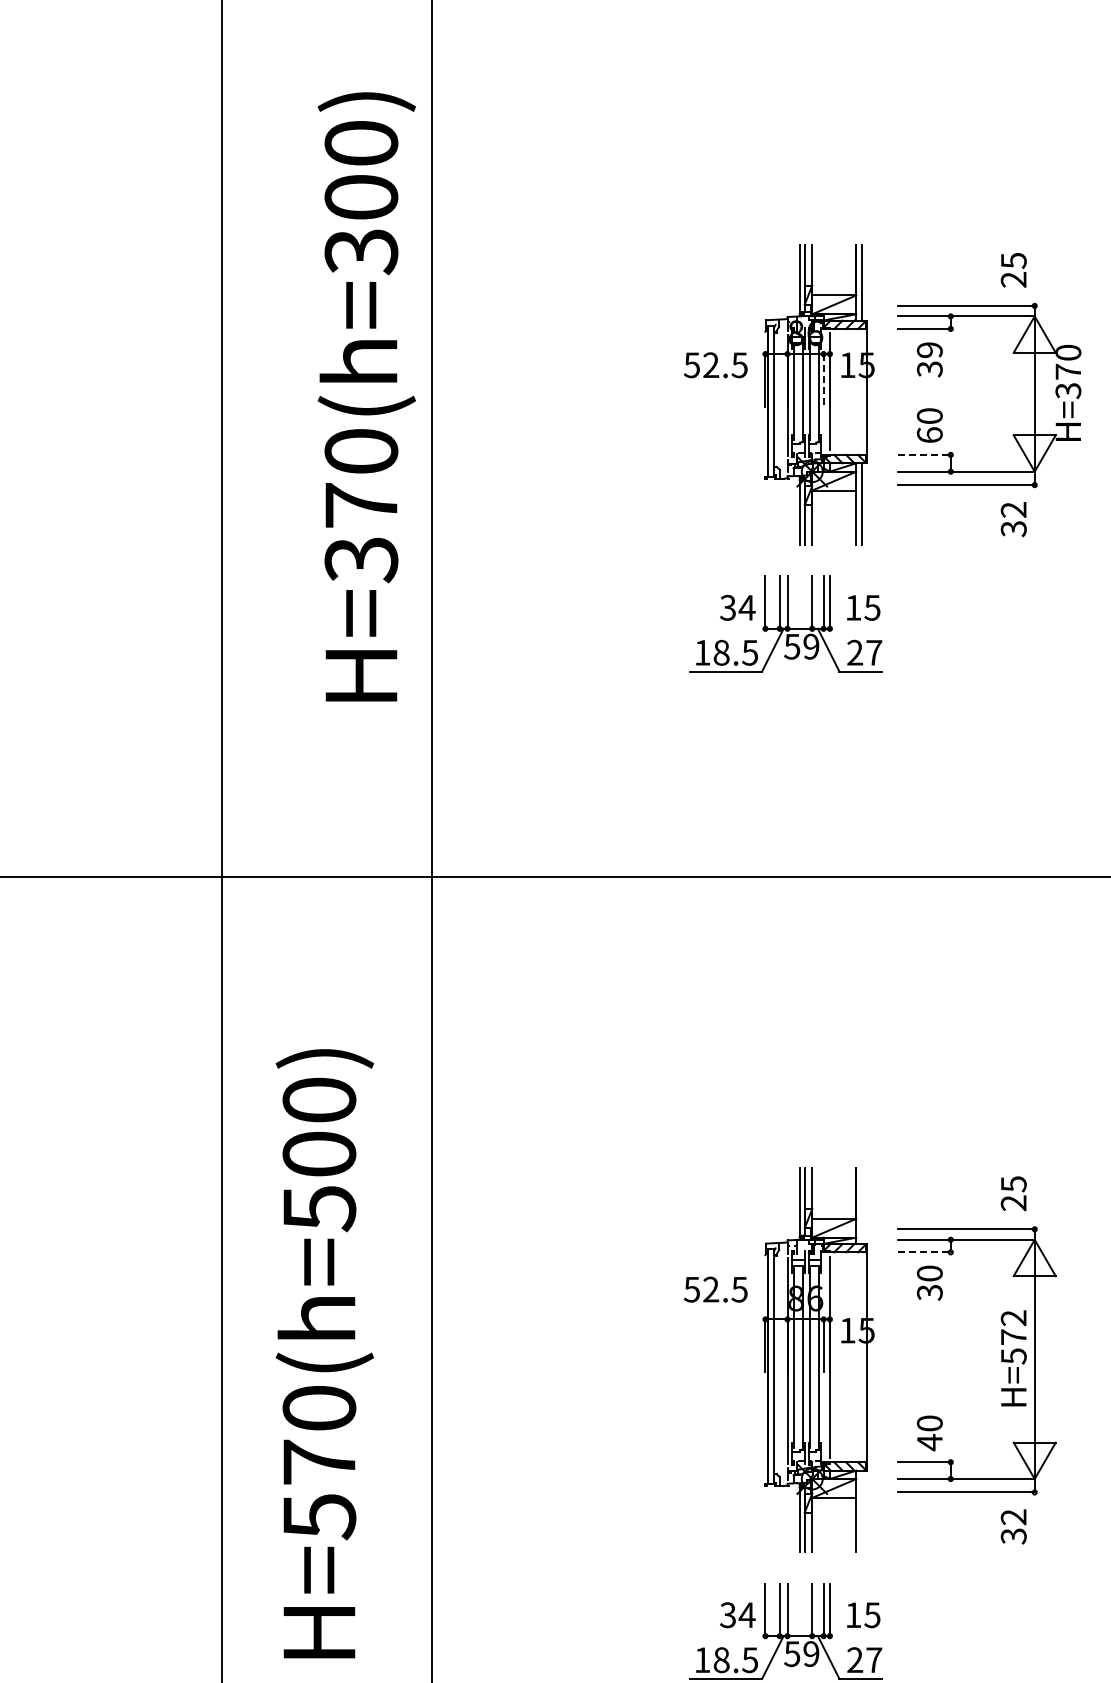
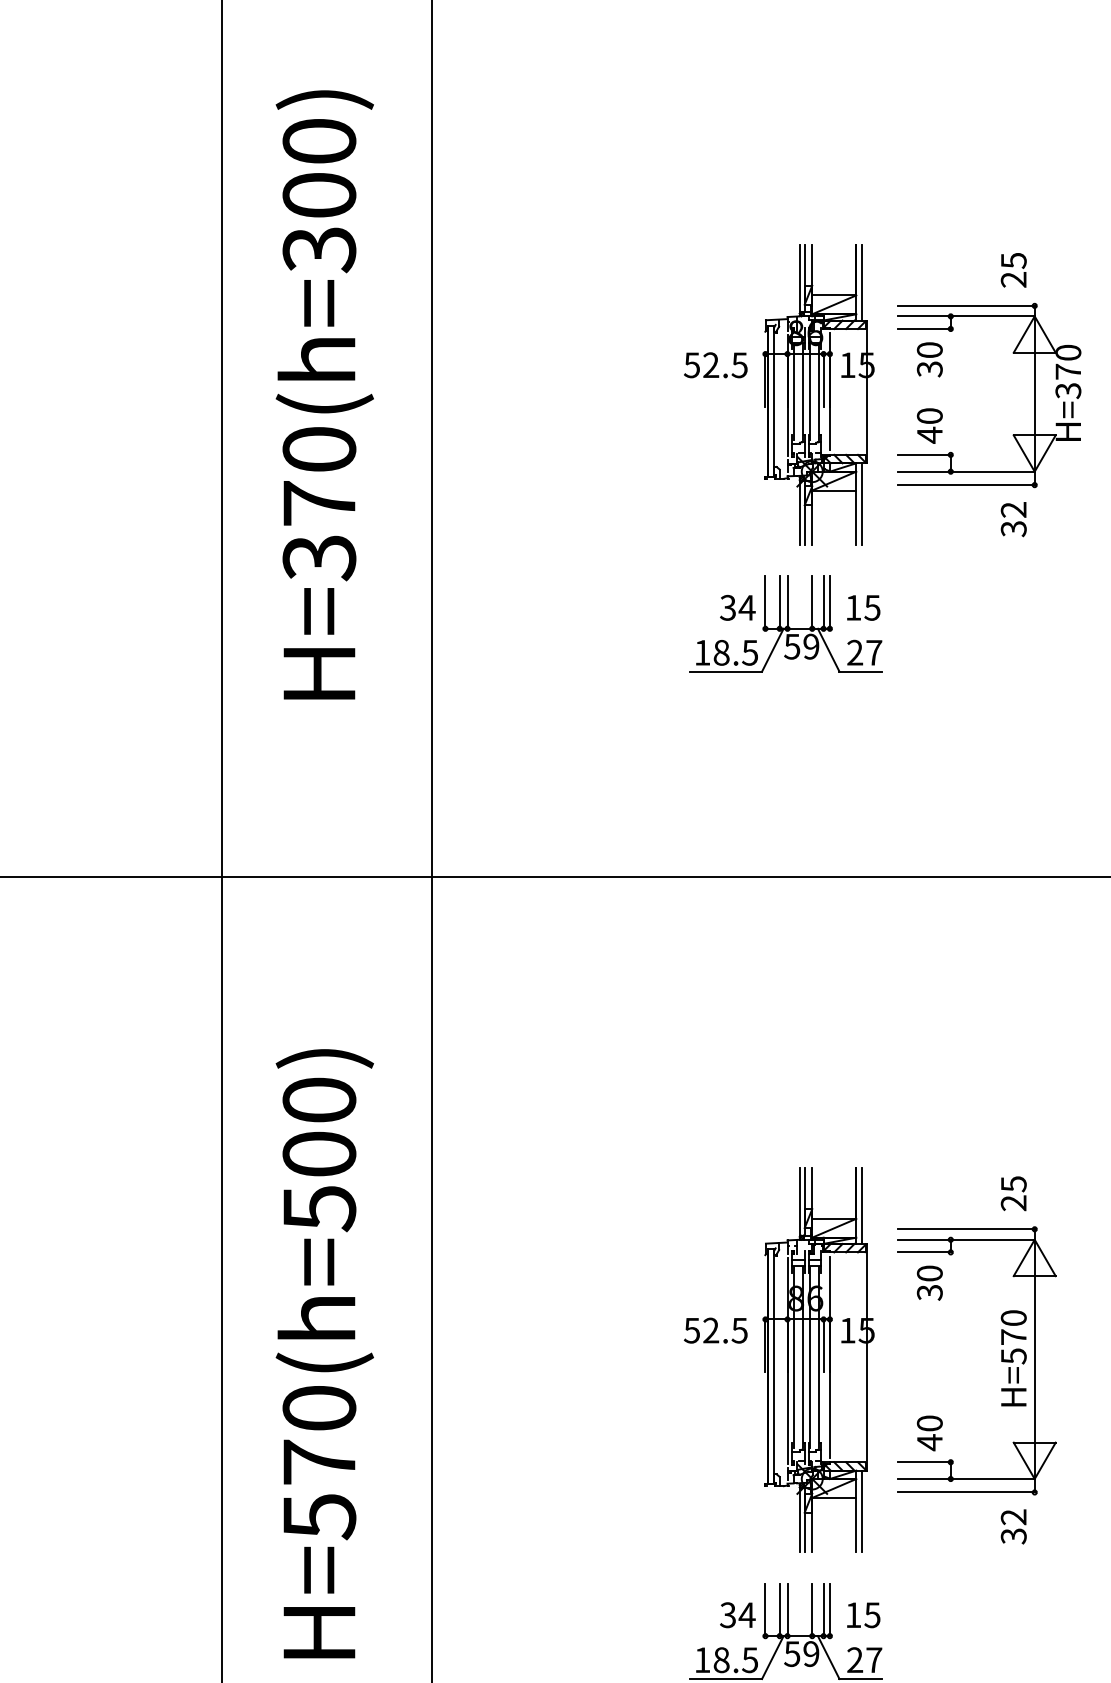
text: 39 -> 30 (929, 350)
line: dashed -> solid (823, 380)
text position: (366, 396) -> (324, 394) (324, 394)
text: 60 -> 40 (929, 434)
line: dashed -> solid (925, 454)
line: none -> present (861, 1205)
line: dashed -> solid (925, 1252)
text position: (715, 1289) -> (715, 1330) (715, 1330)
text: H=572 -> H=570 (1013, 1318)
line: none -> present (861, 1511)
